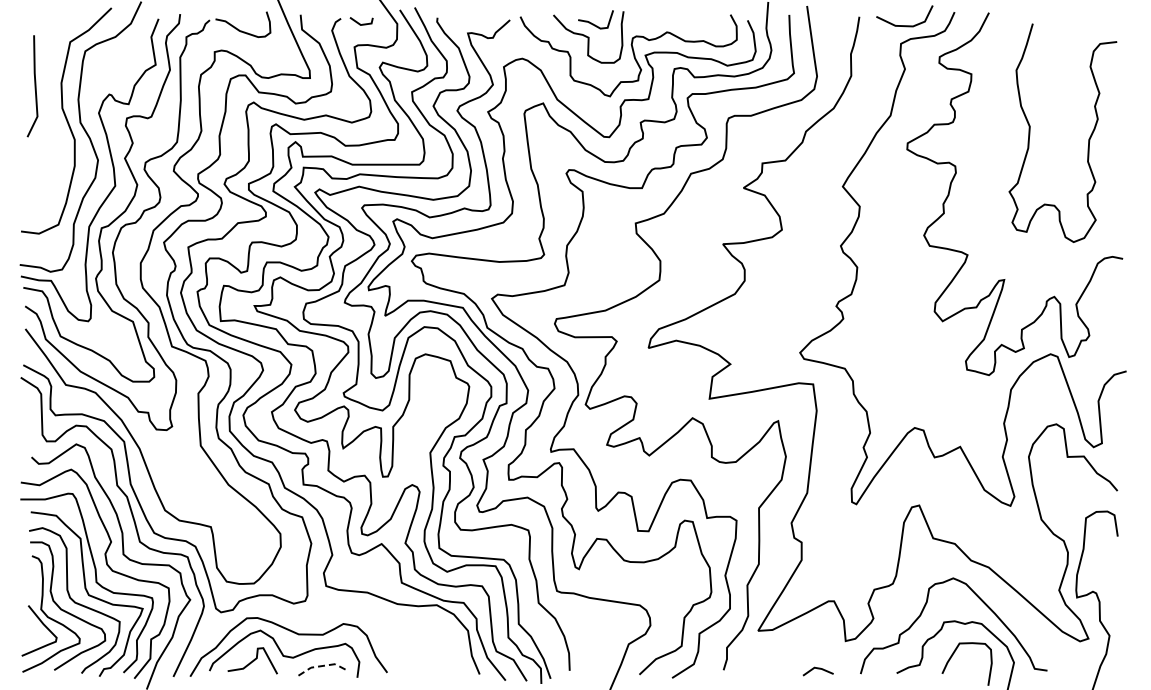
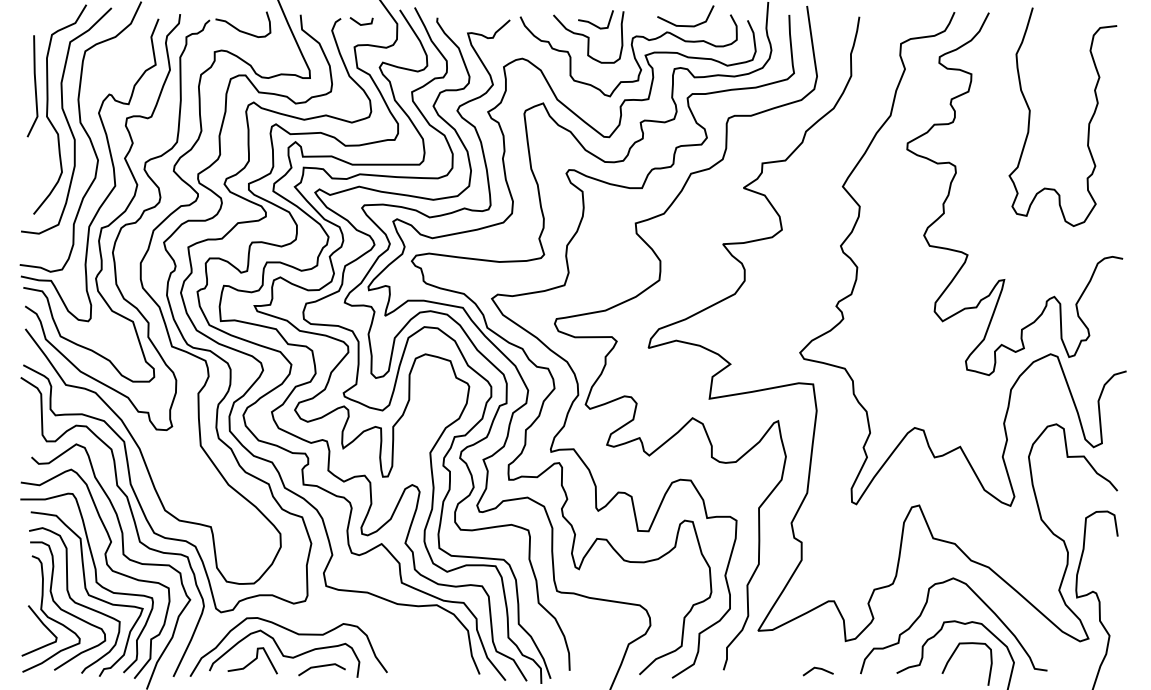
line position: (904, 25) -> (685, 25) (685, 25)
curve: none -> present (48, 109)
curve position: (1088, 139) -> (1088, 123) (1088, 123)
line: dashed -> solid (321, 666)
